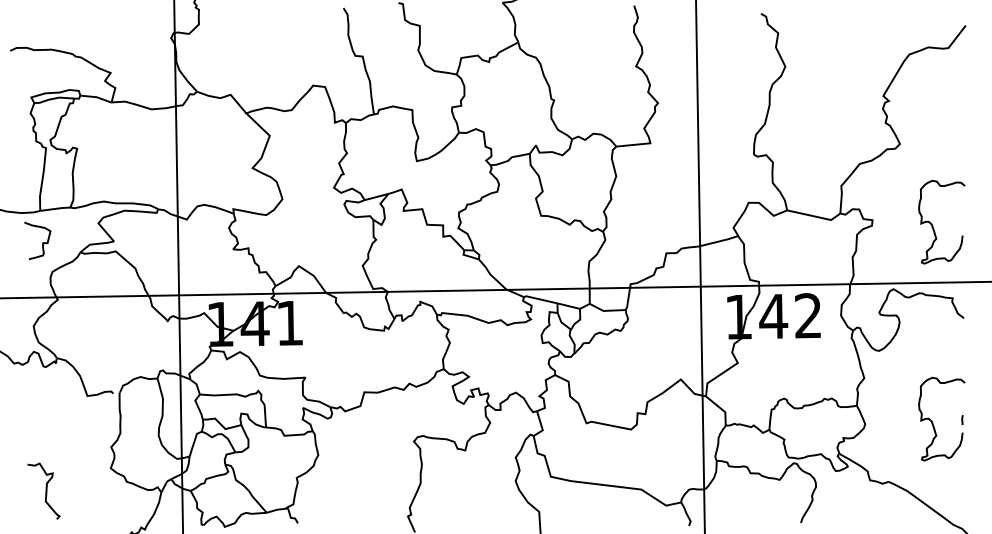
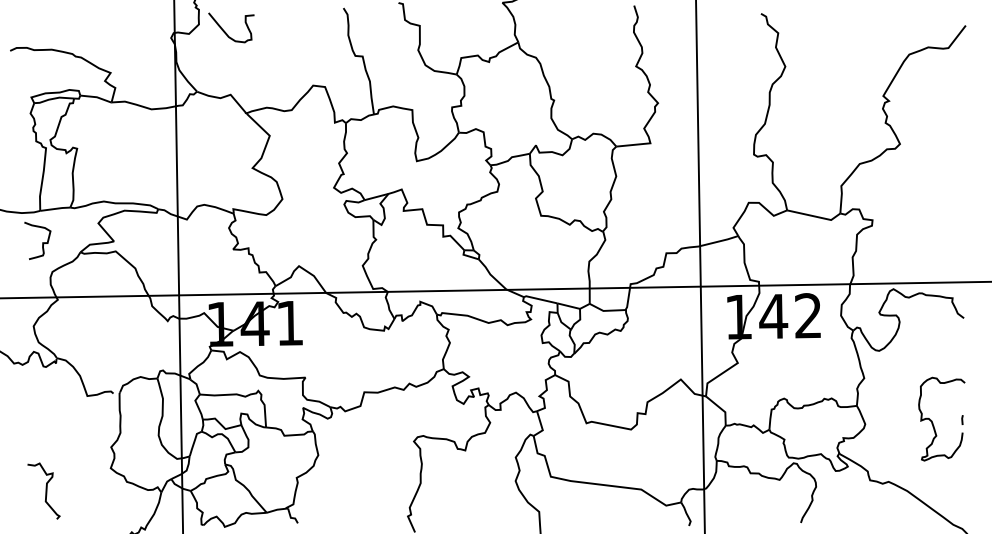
curve: none -> present (226, 32)
curve: present -> none (933, 225)
